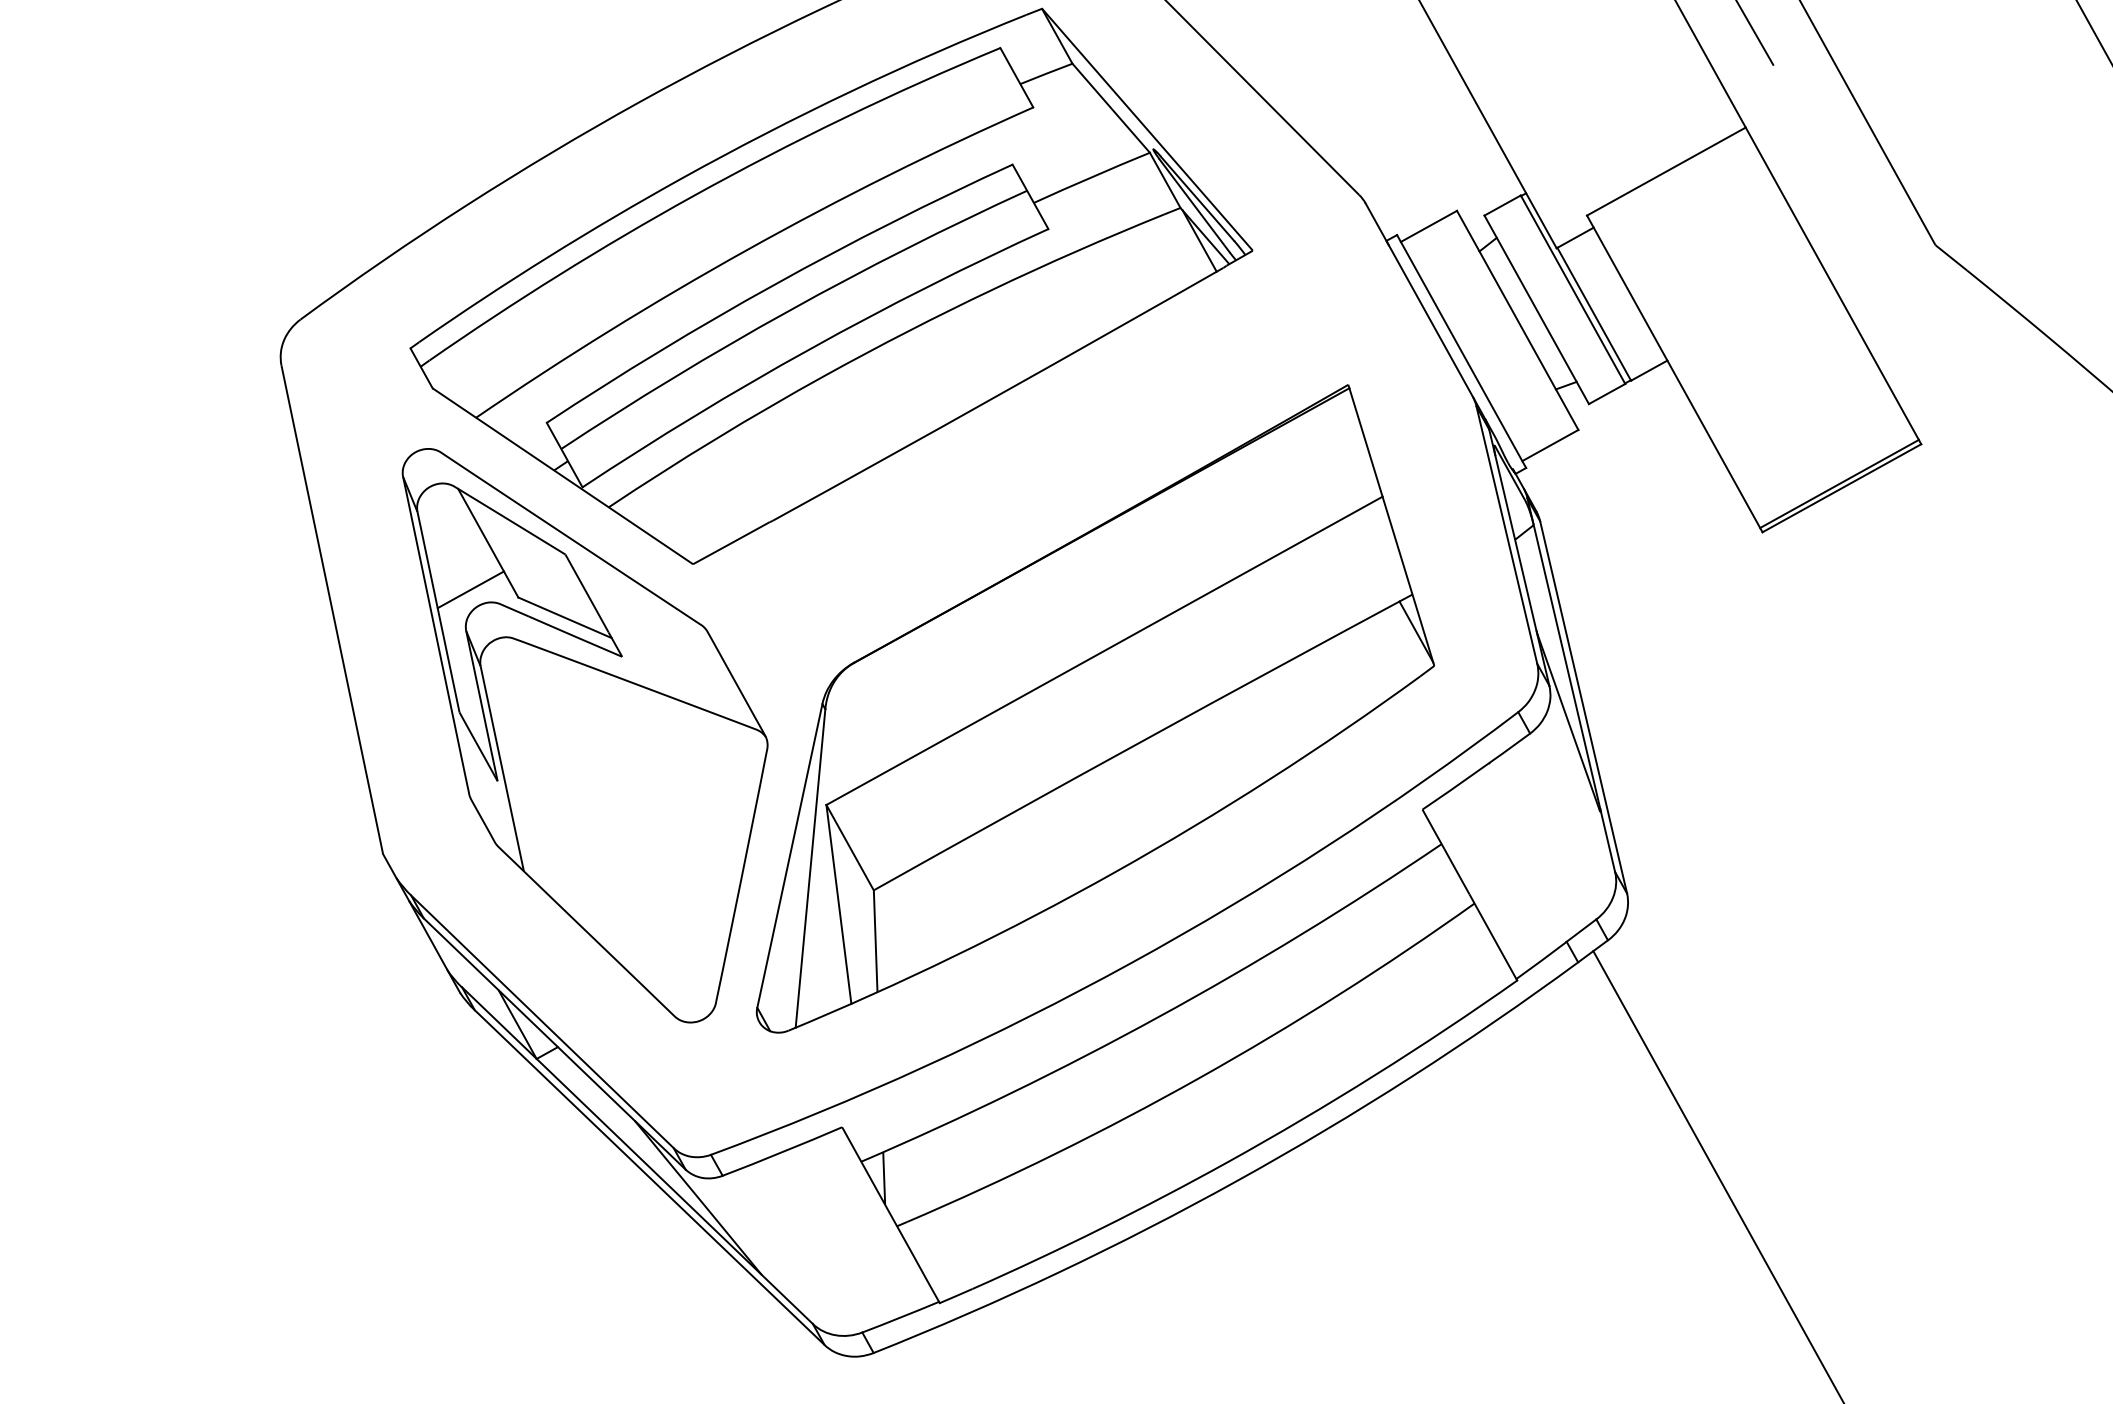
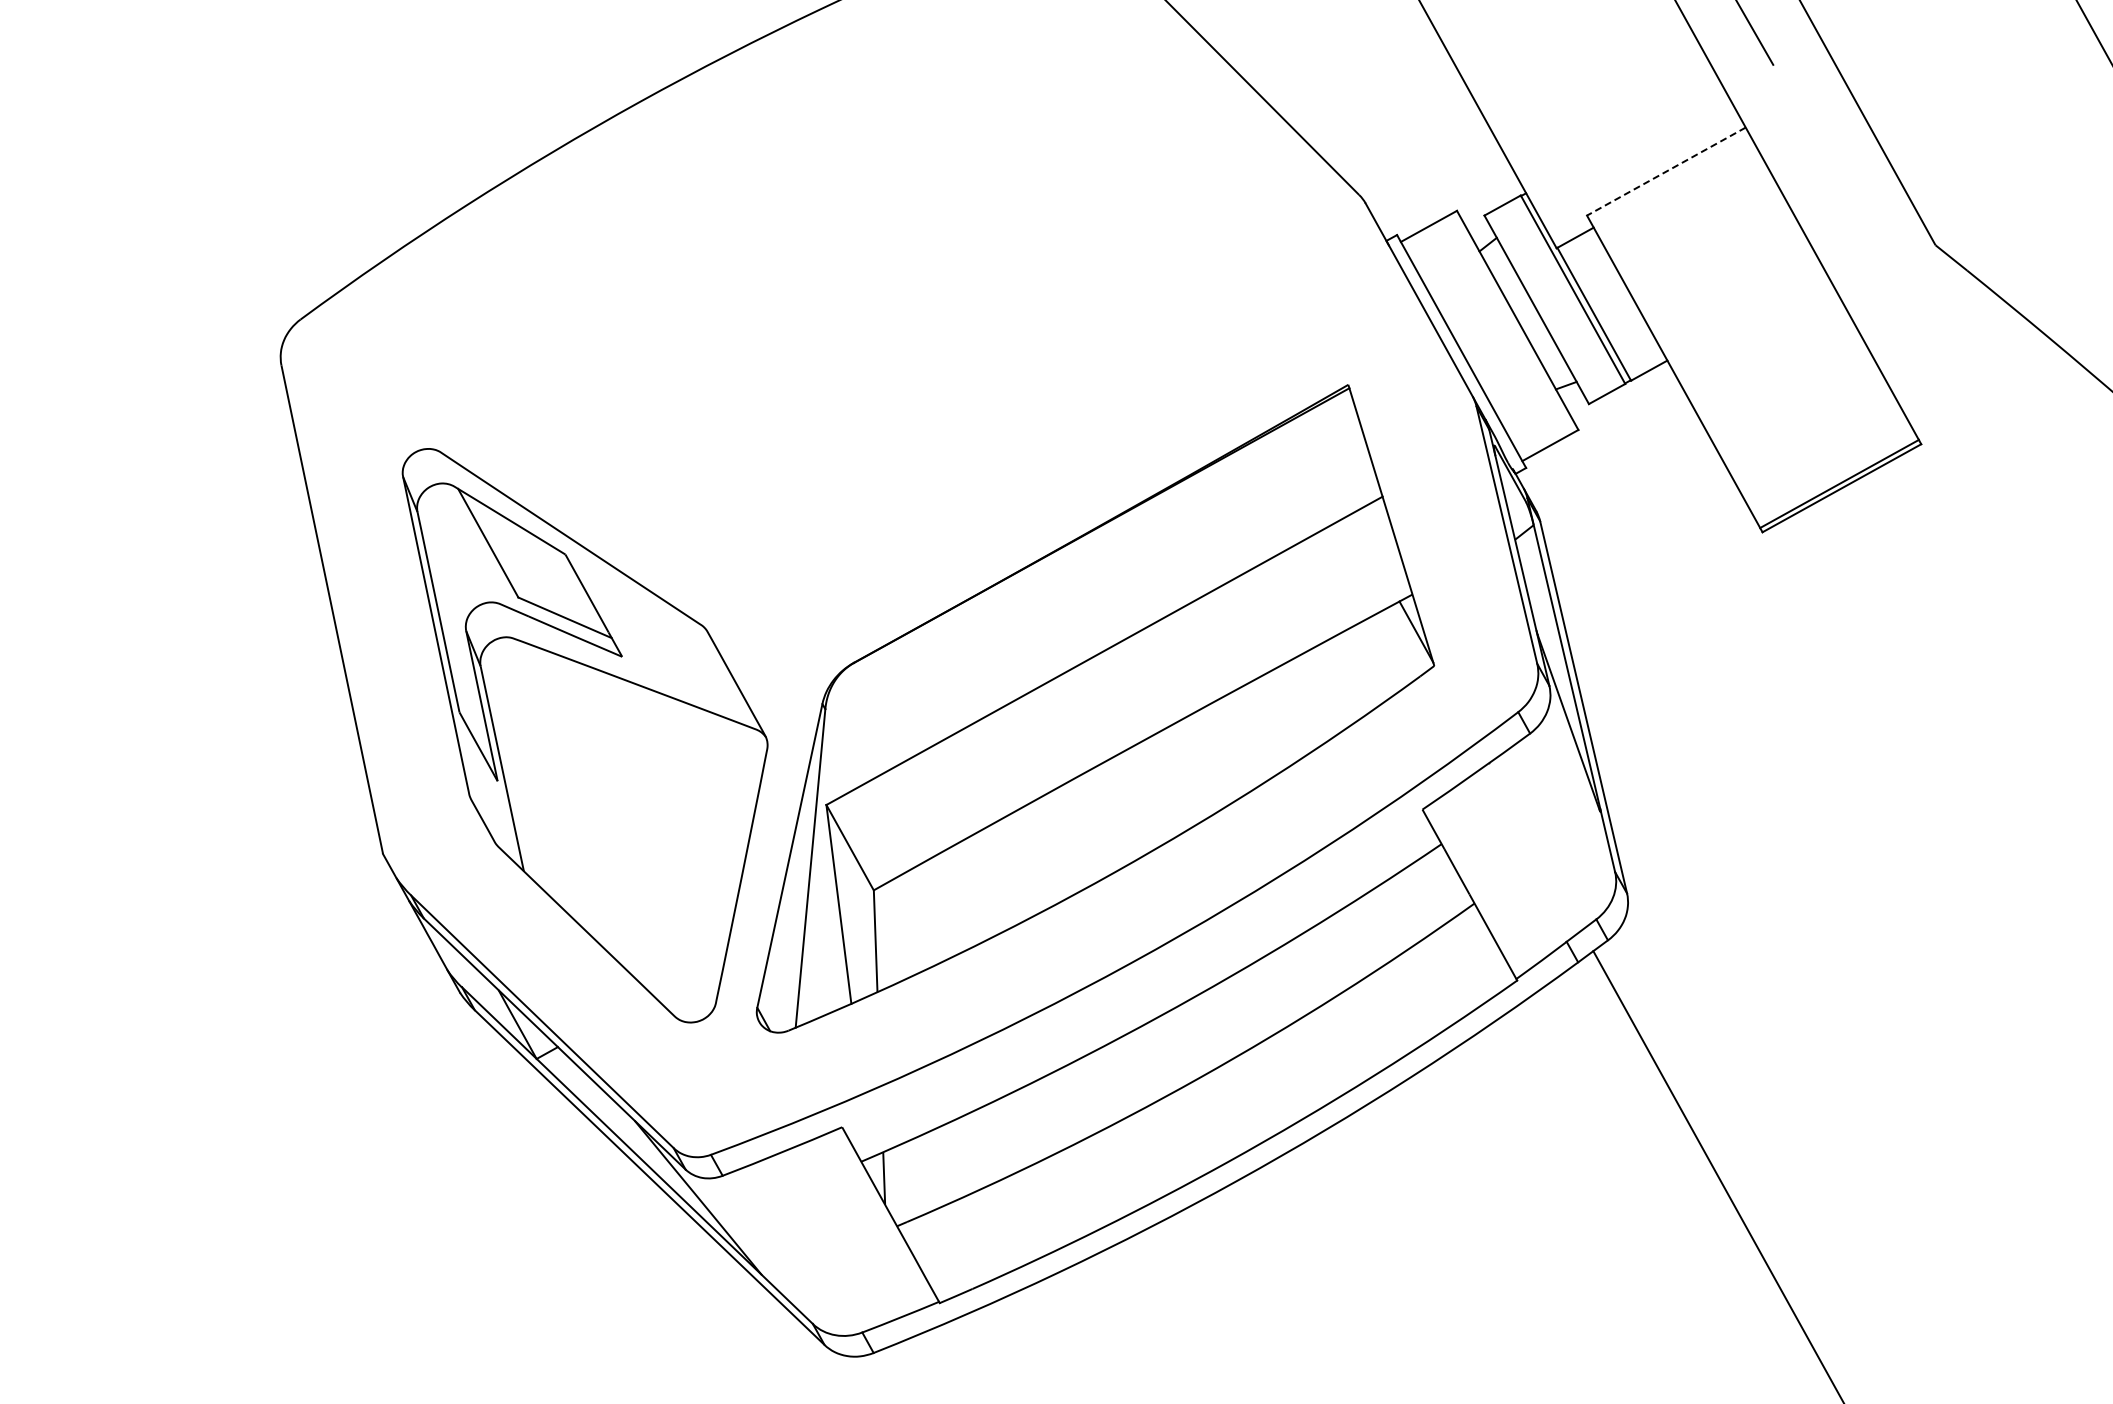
line: solid -> dashed (1666, 171)
part: present -> none (831, 285)
line: present -> none (470, 589)
